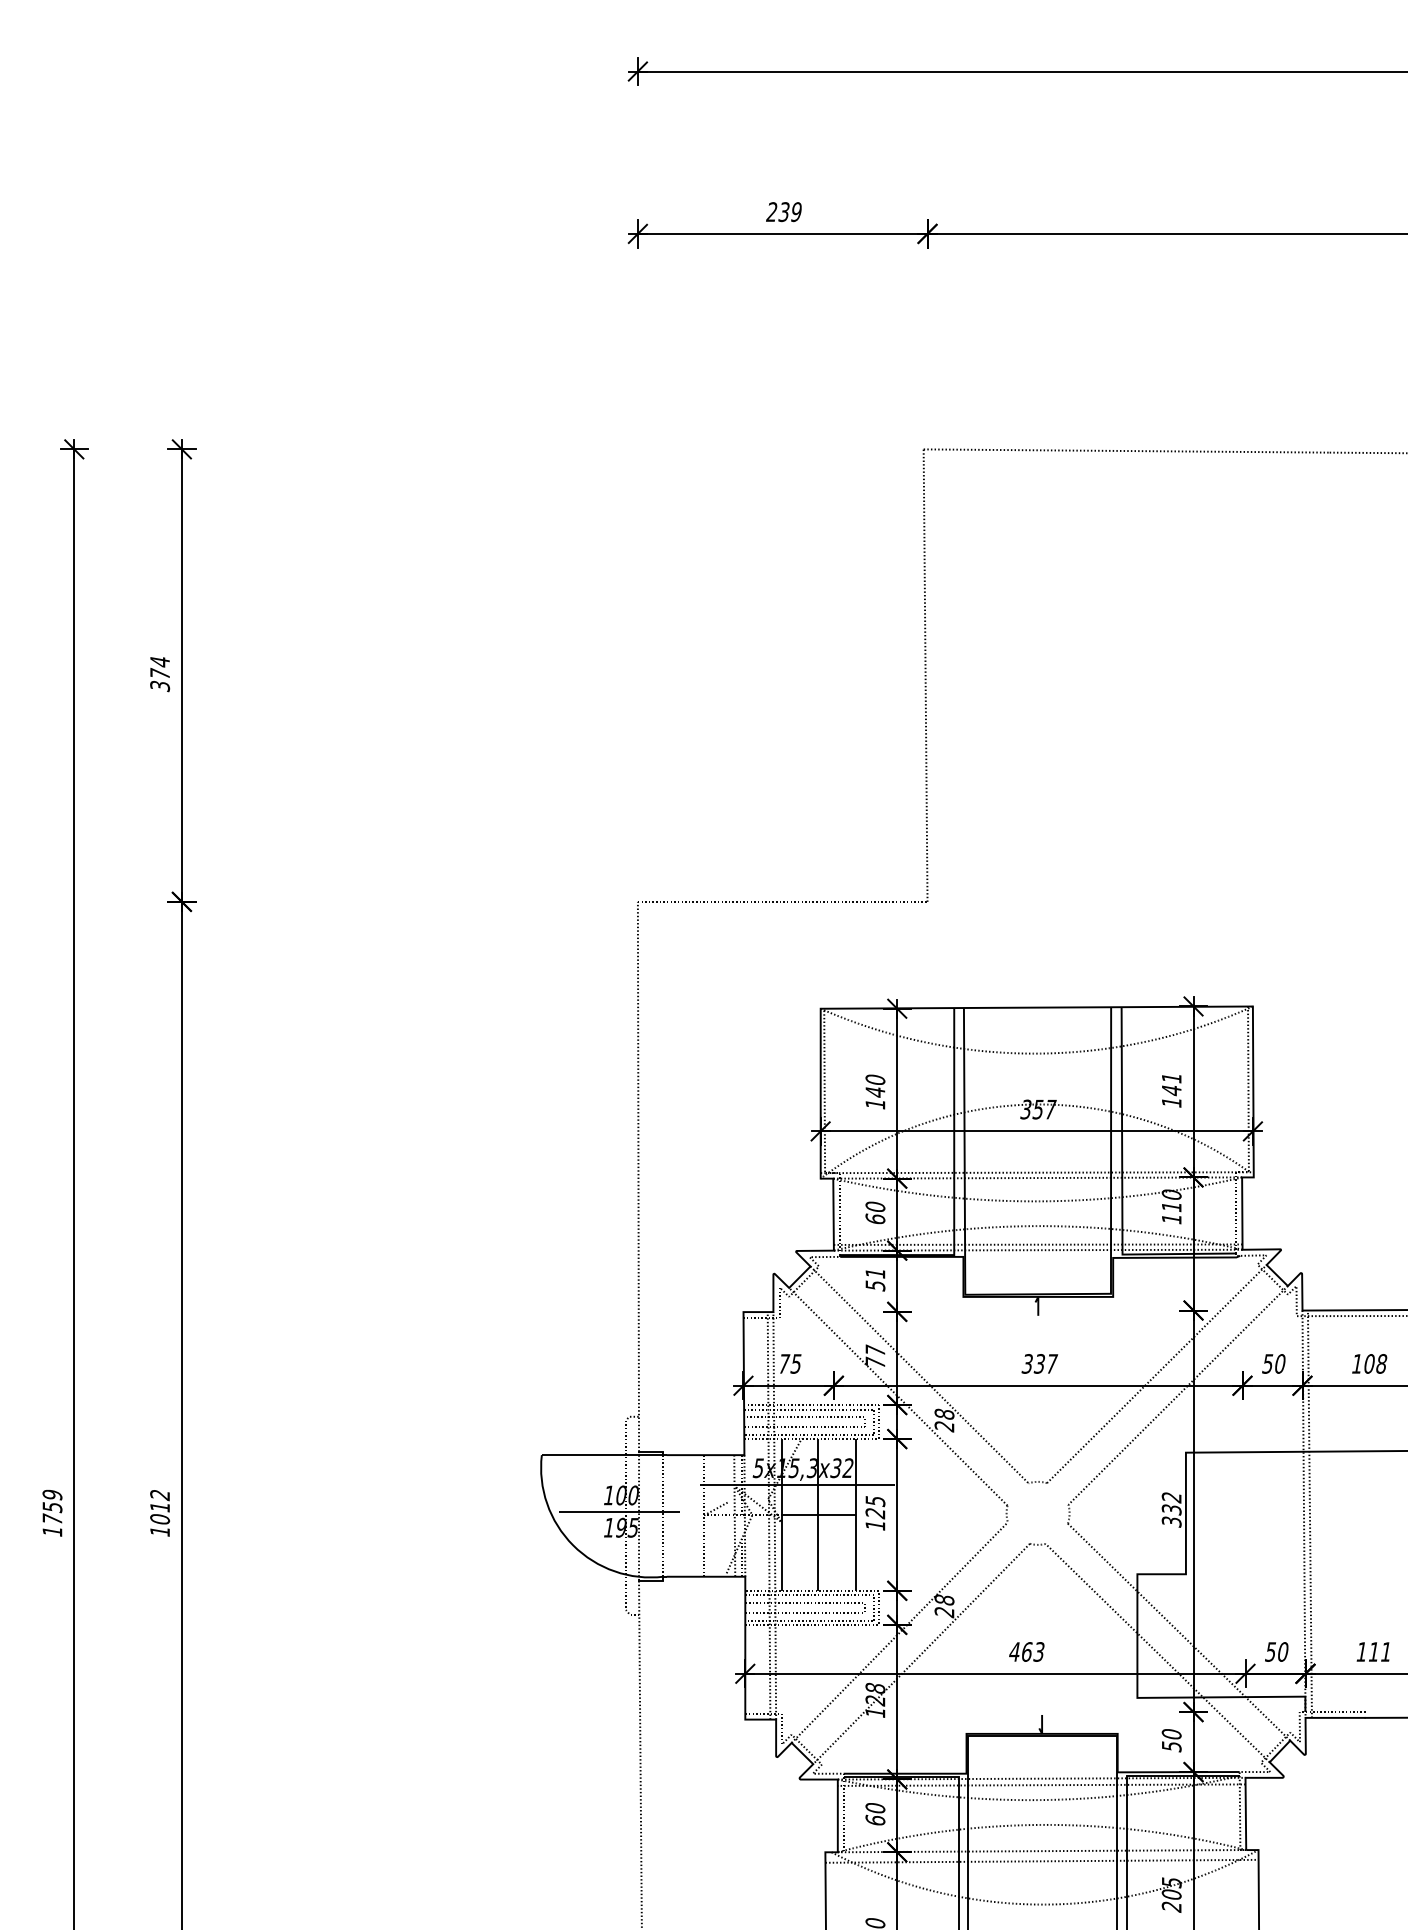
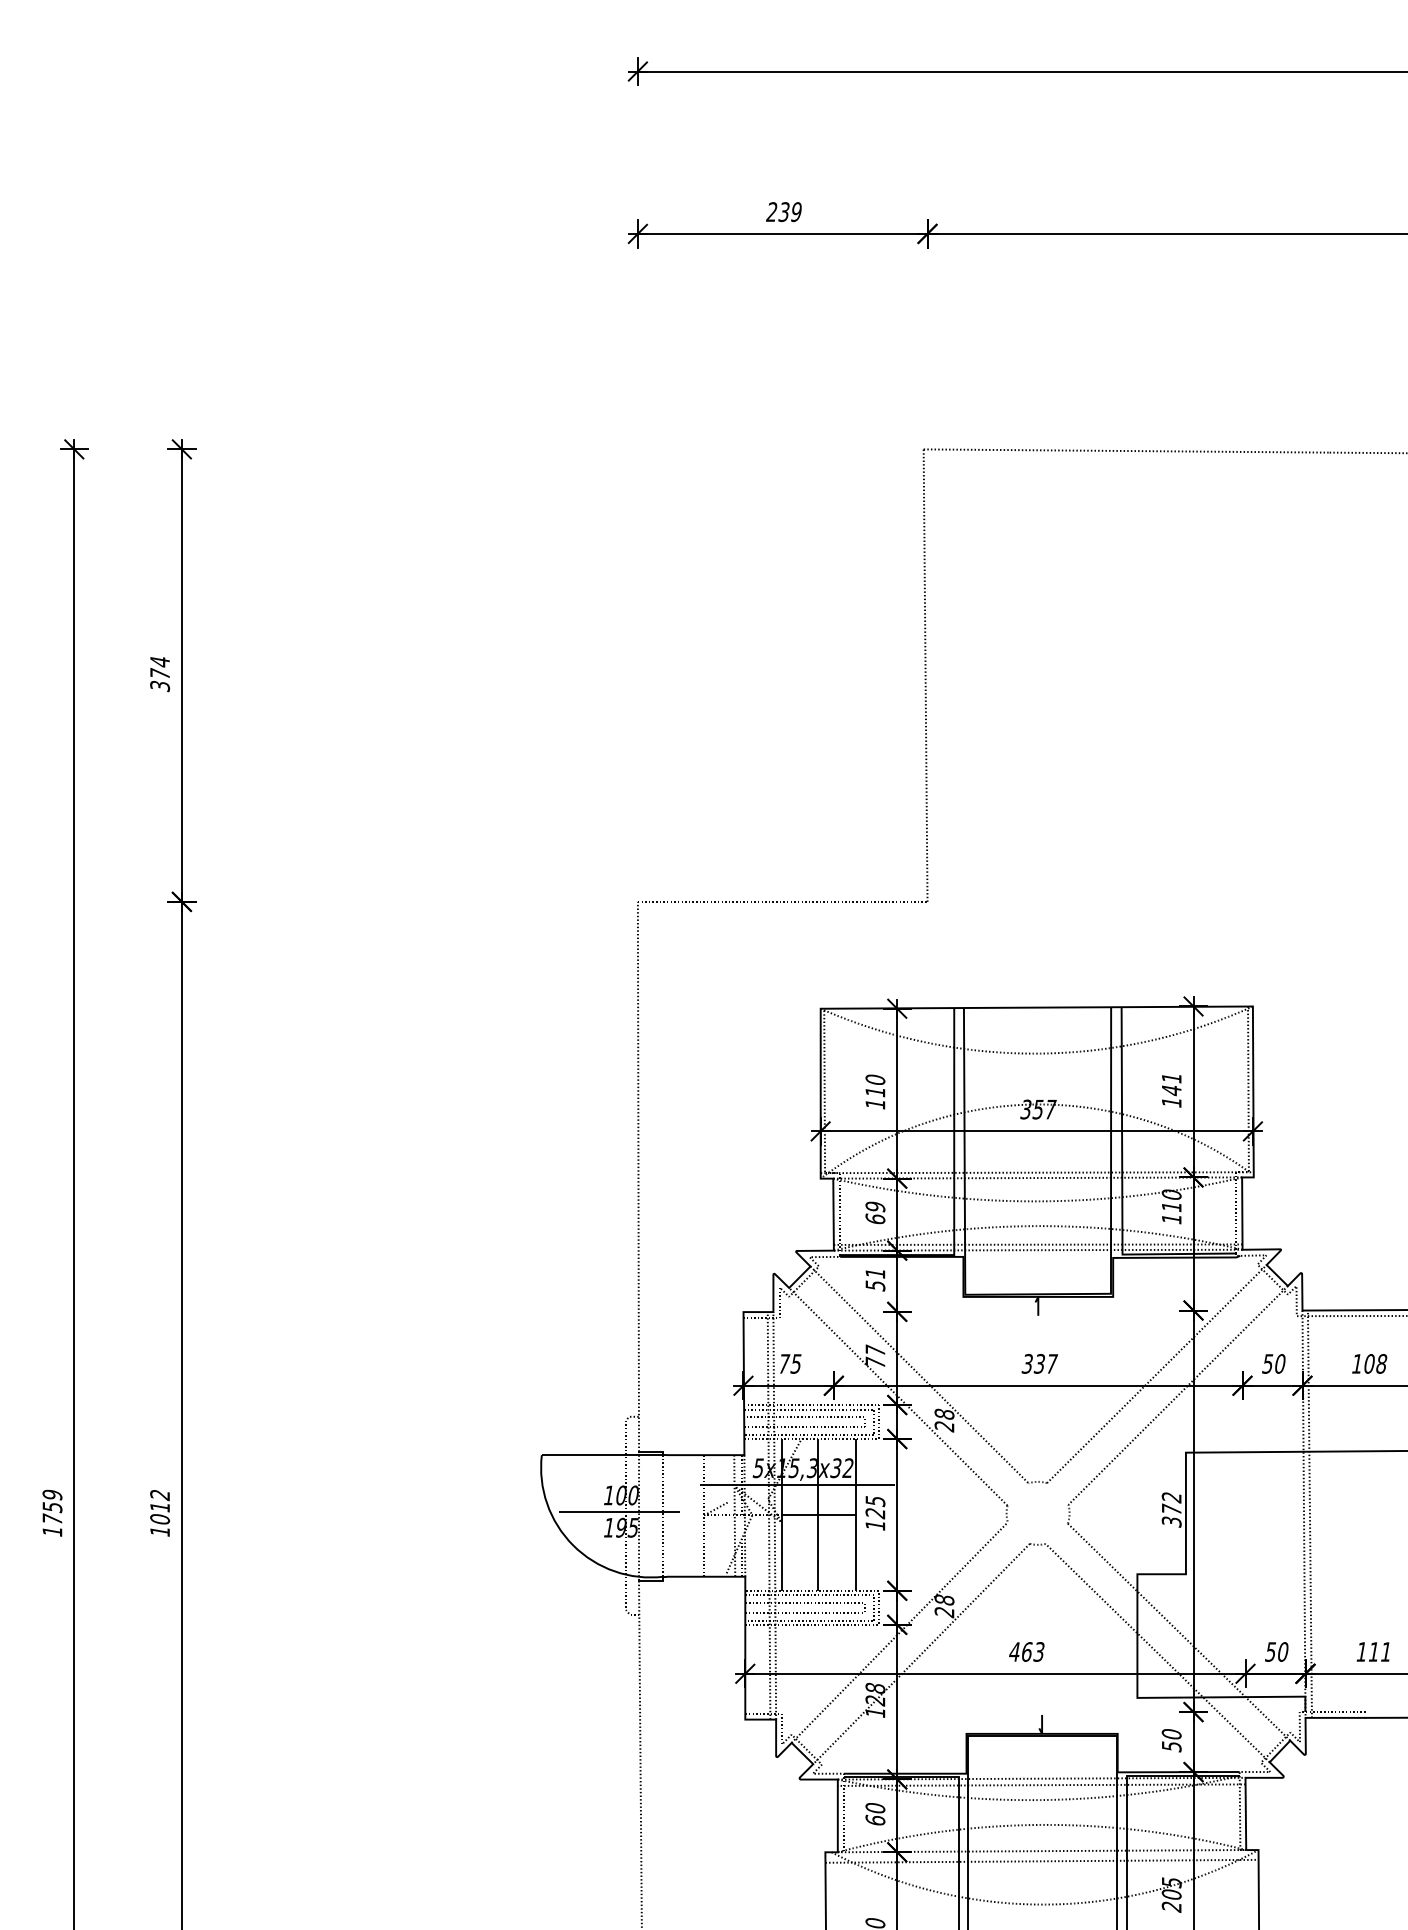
text: 140 -> 110 (875, 1092)
text: 60 -> 69 (875, 1206)
text: 332 -> 372 (1171, 1509)
